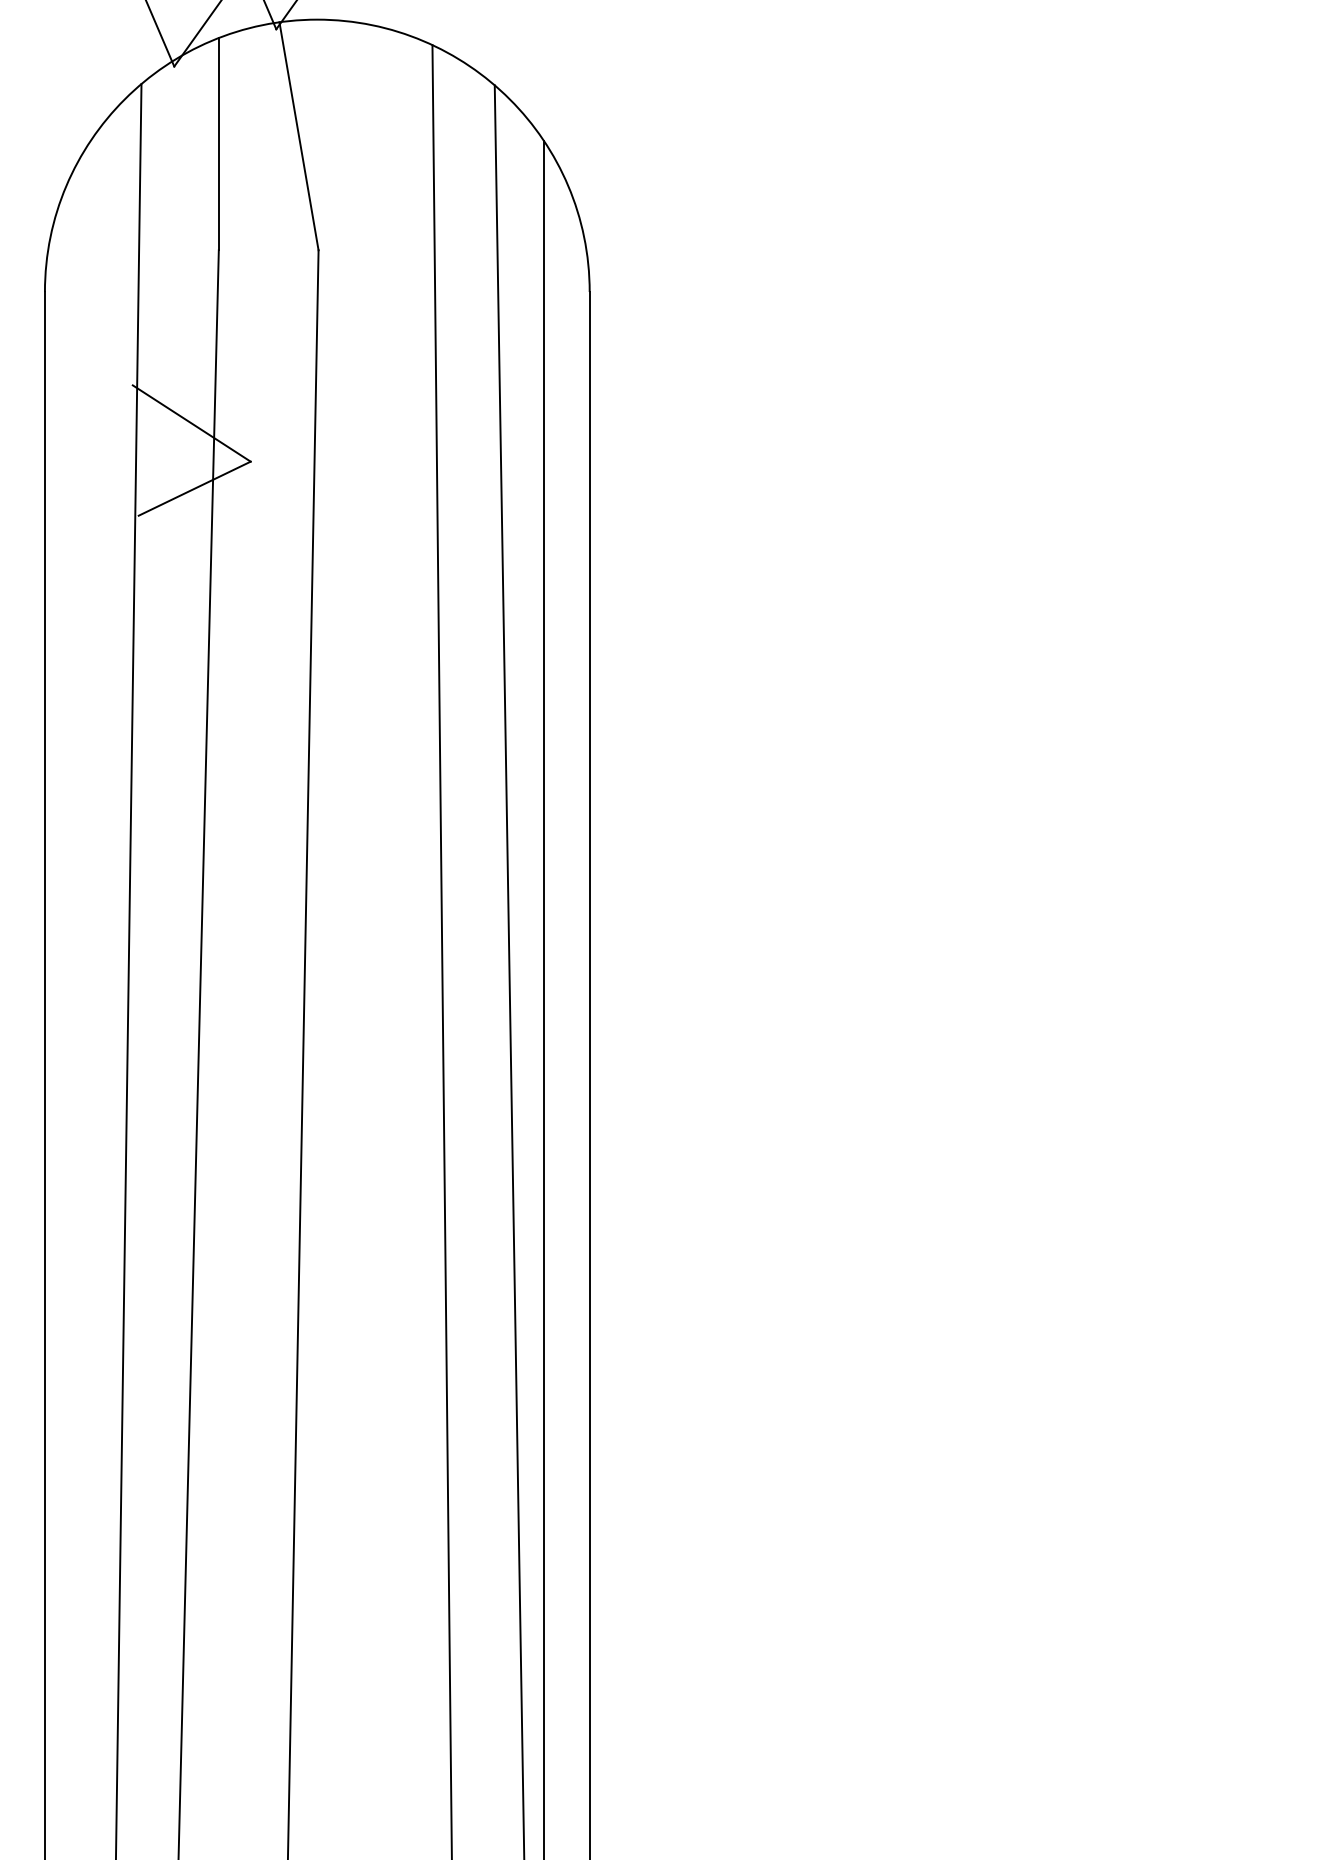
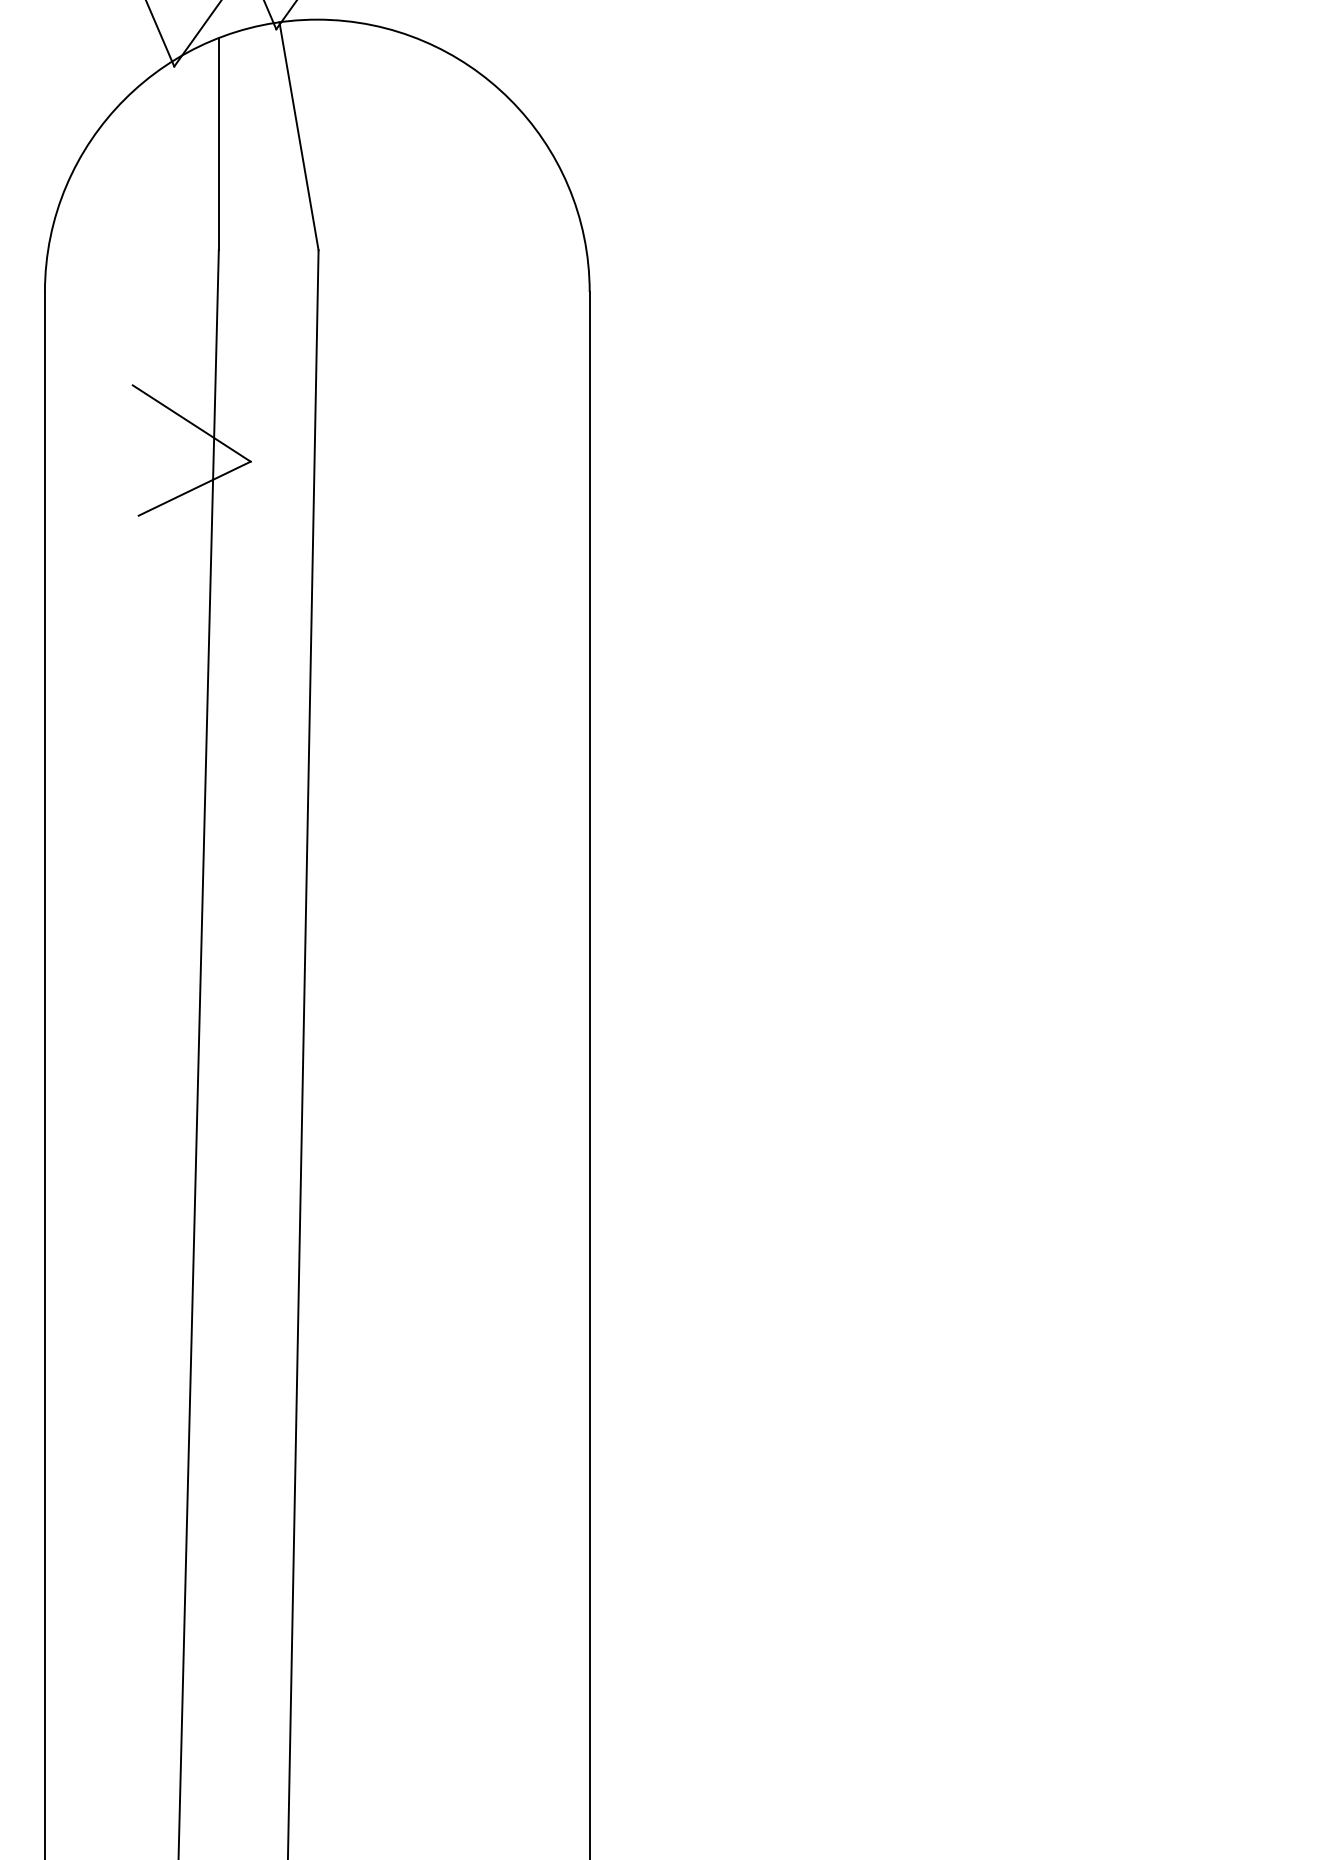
line: present -> none (441, 950)
line: present -> none (128, 969)
line: present -> none (509, 970)
line: present -> none (544, 998)
